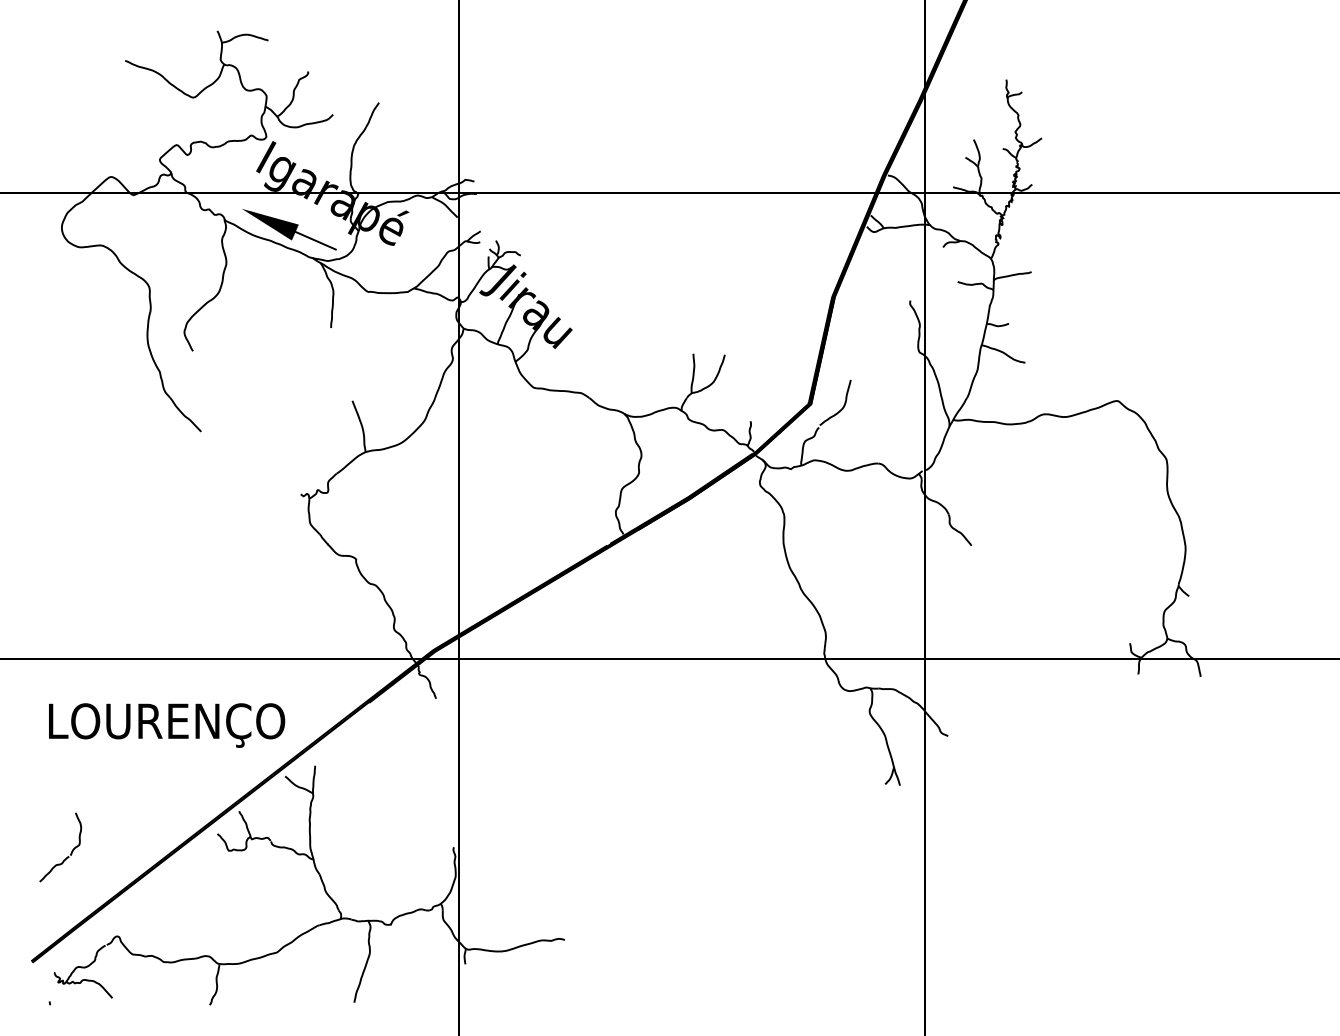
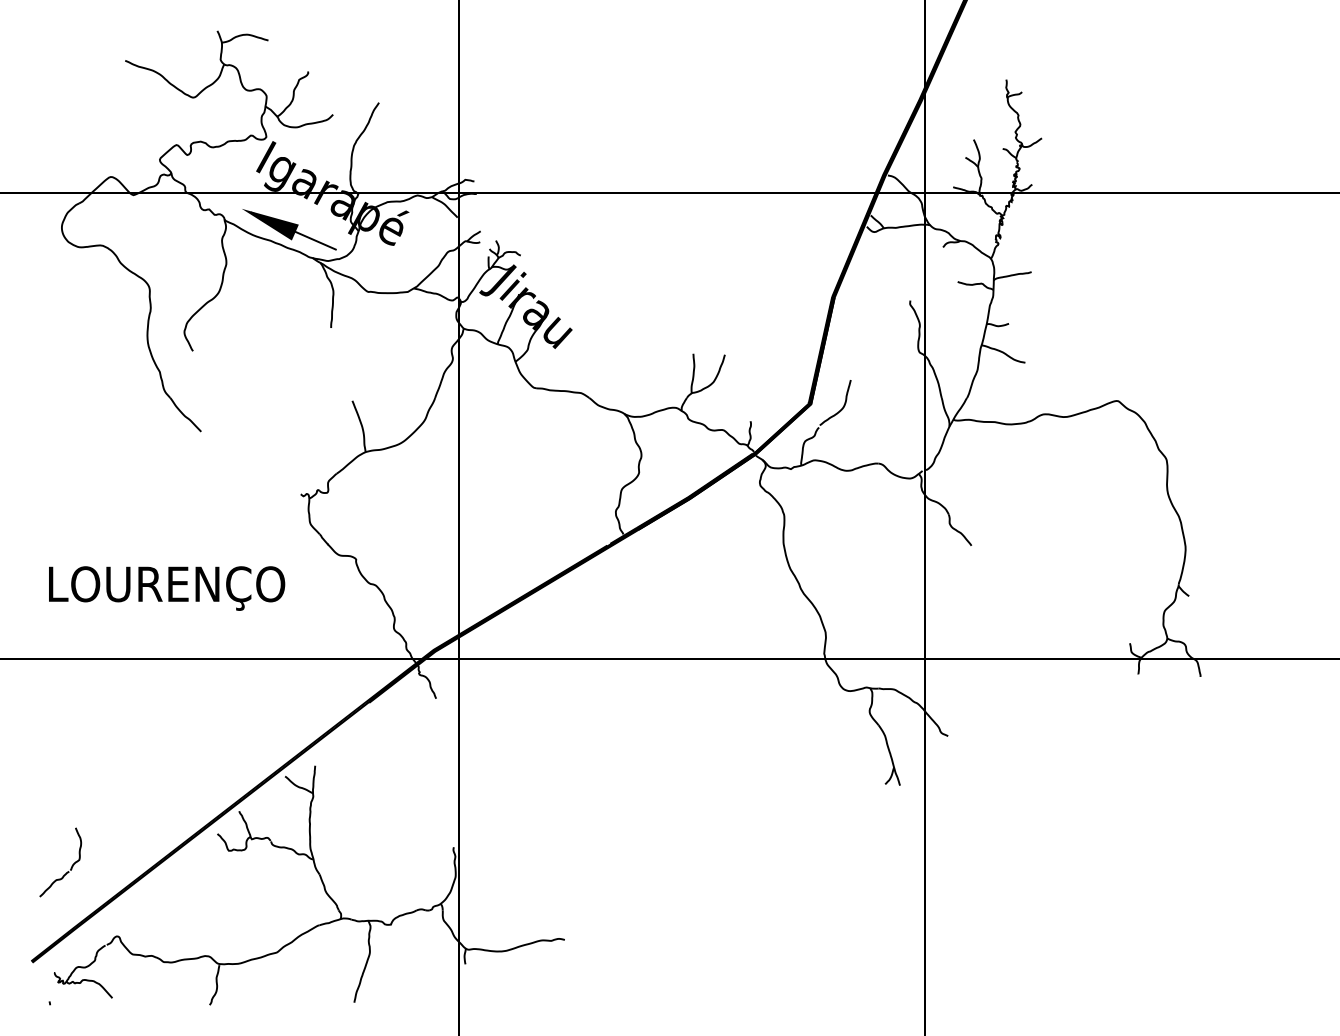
text position: (167, 725) -> (167, 588) (167, 588)
part position: (71, 850) -> (71, 865) (71, 865)
